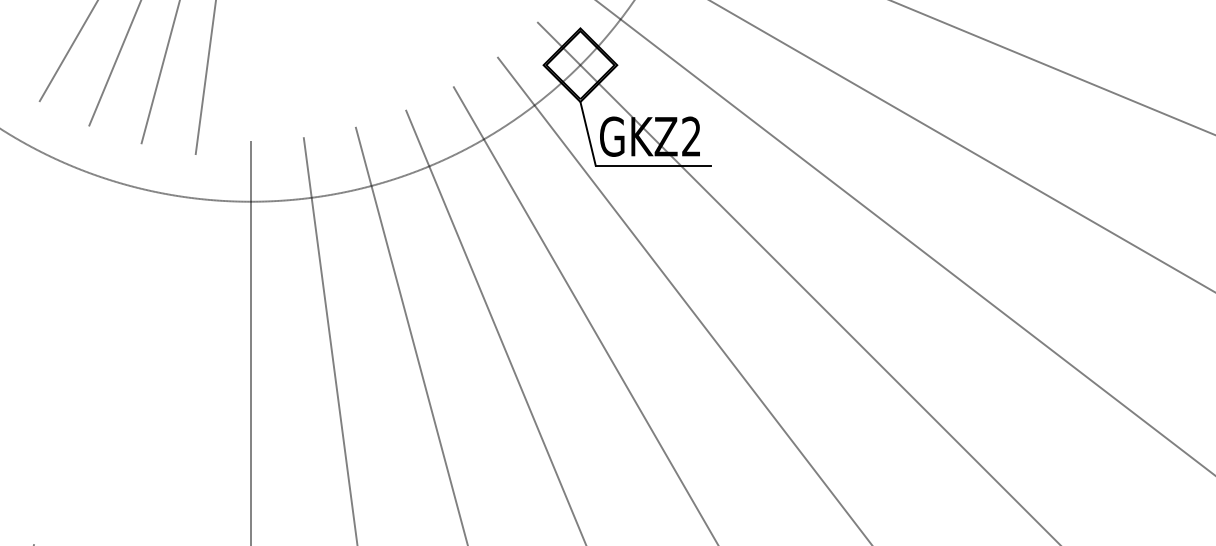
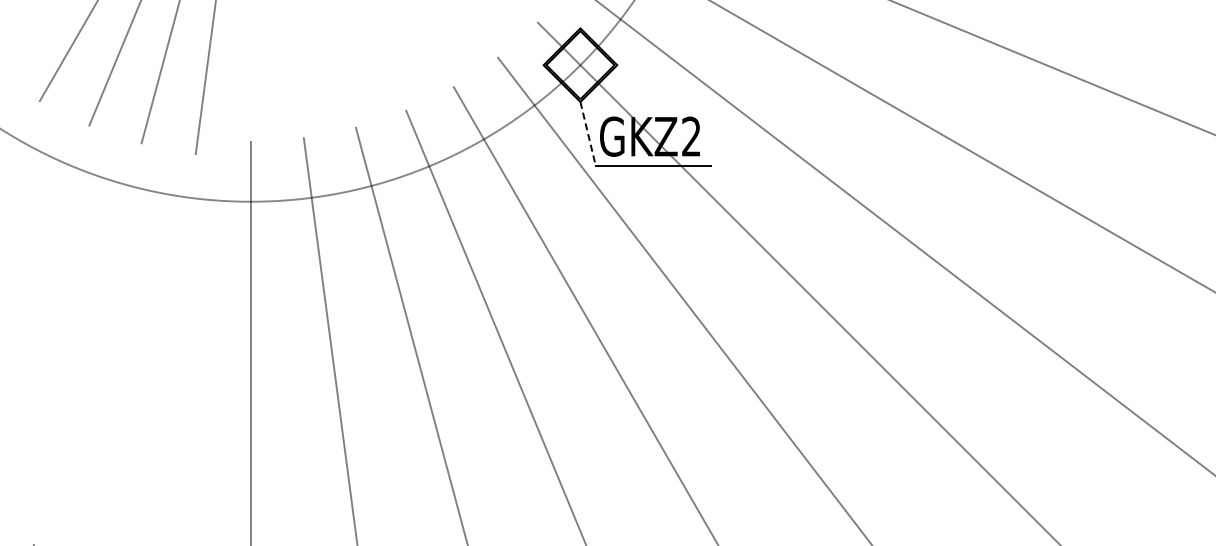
line: solid -> dashed (588, 133)
